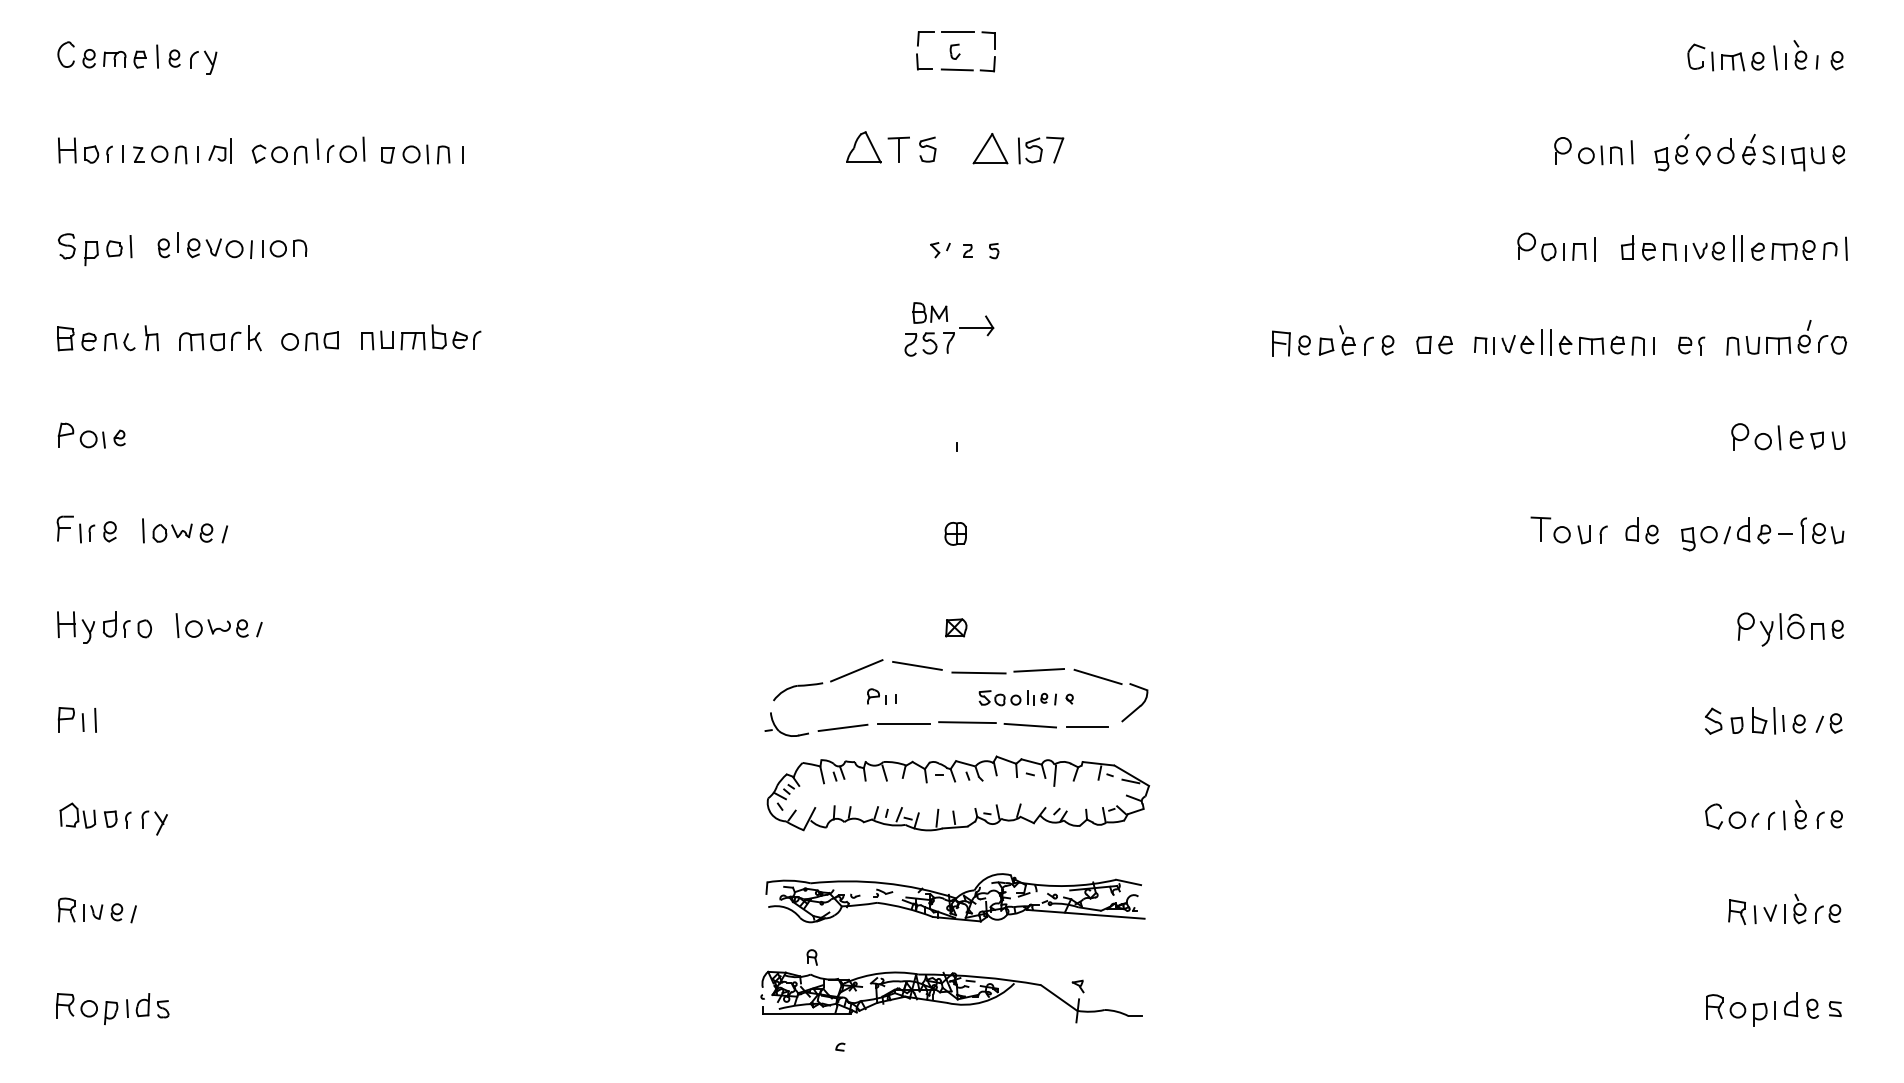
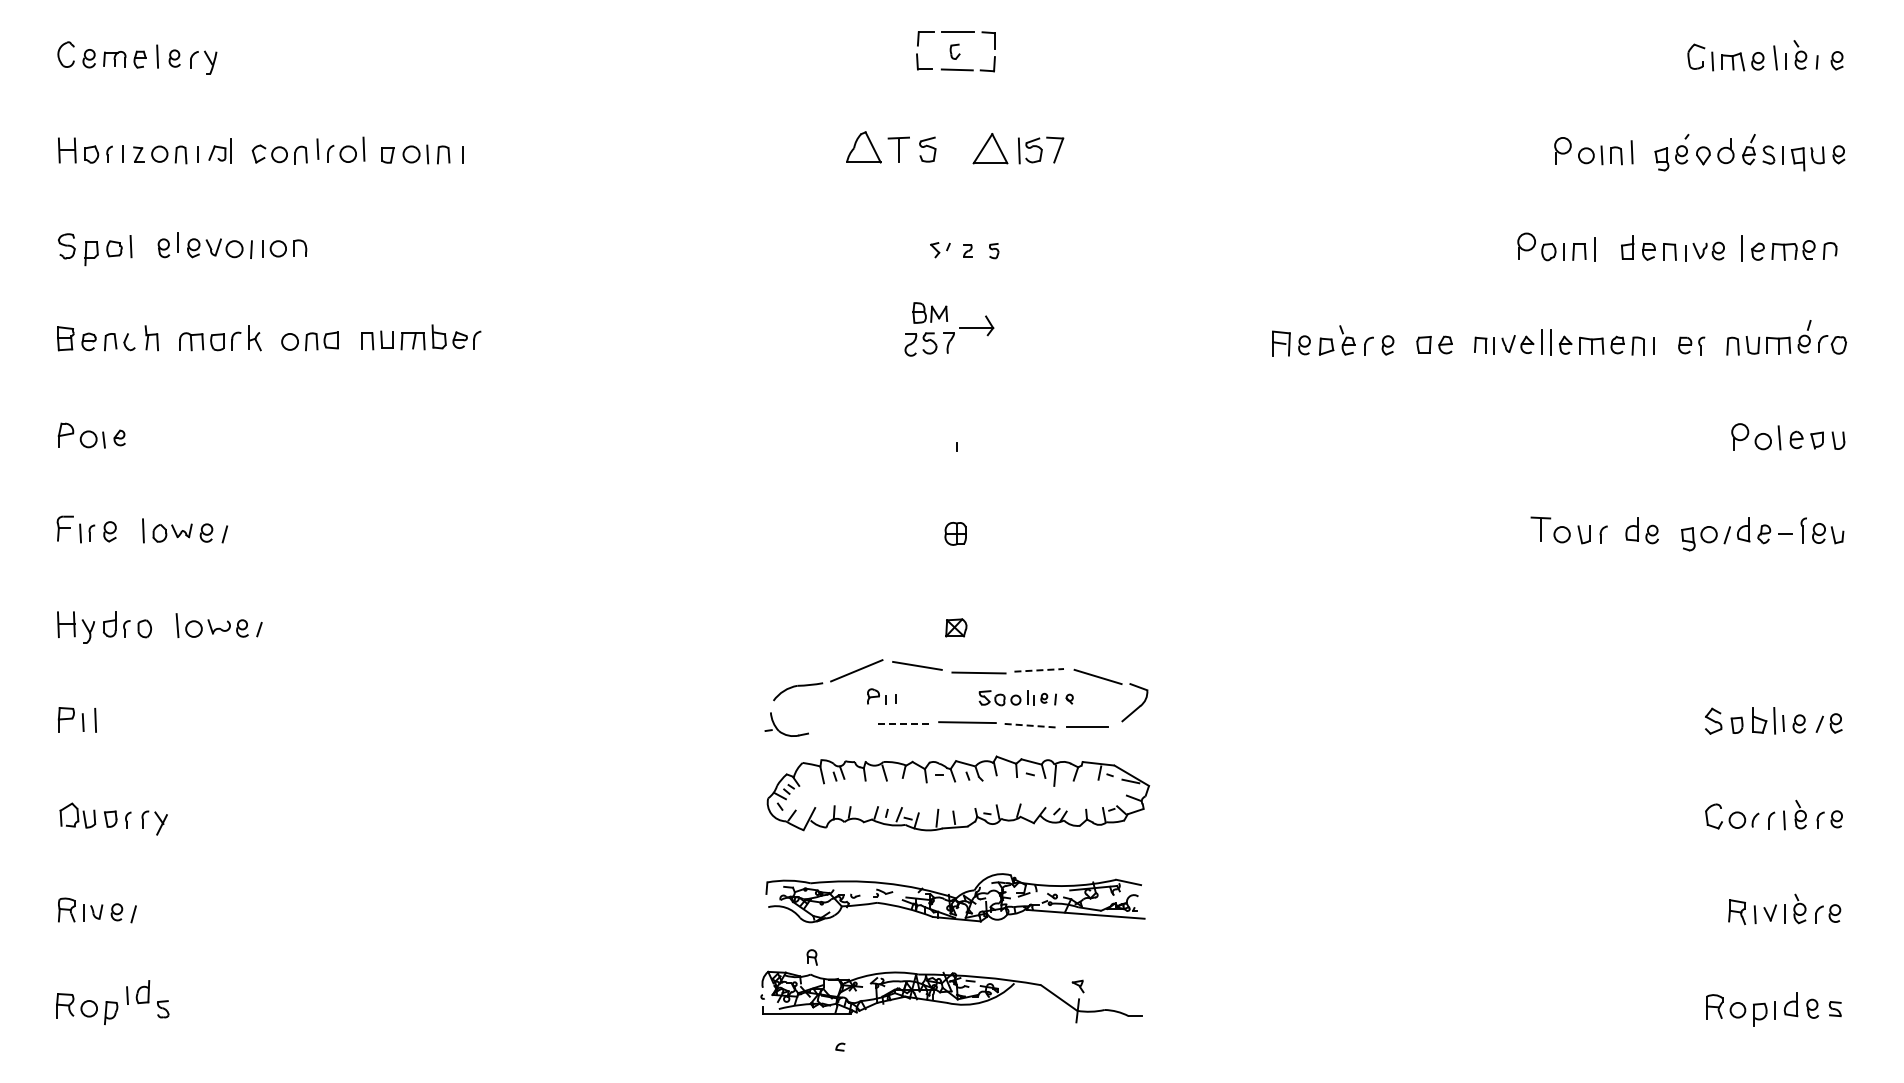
line: present -> none (1733, 247)
line: present -> none (1846, 248)
part: present -> none (1790, 629)
line: solid -> dashed (1039, 670)
line: solid -> dashed (904, 723)
line: solid -> dashed (1030, 725)
line: present -> none (842, 727)
part position: (138, 1005) -> (138, 992) (138, 992)
